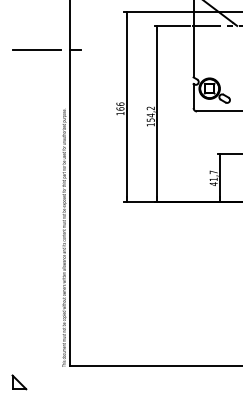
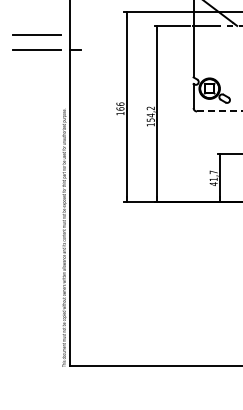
line: none -> present (36, 34)
line: solid -> dashed (219, 111)
part: present -> none (19, 382)
